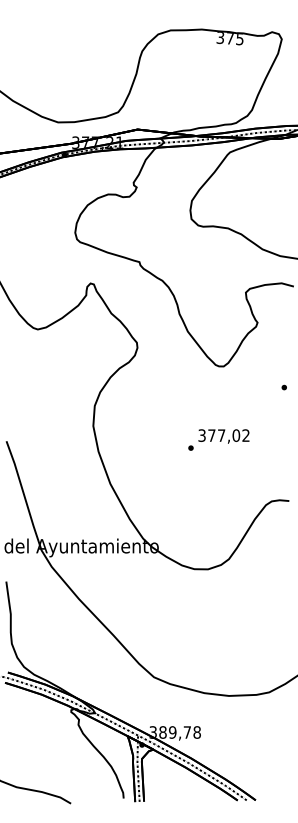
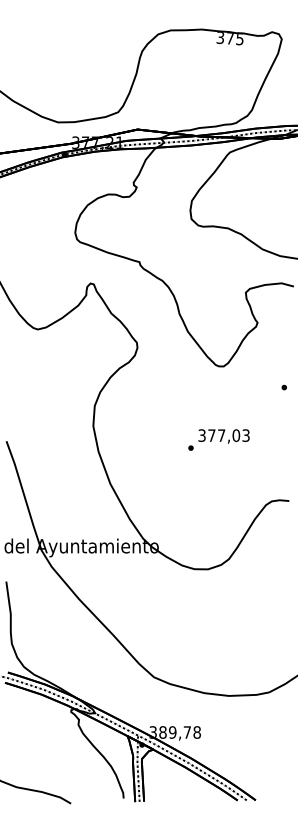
text: 377,02 -> 377,03 (245, 435)
